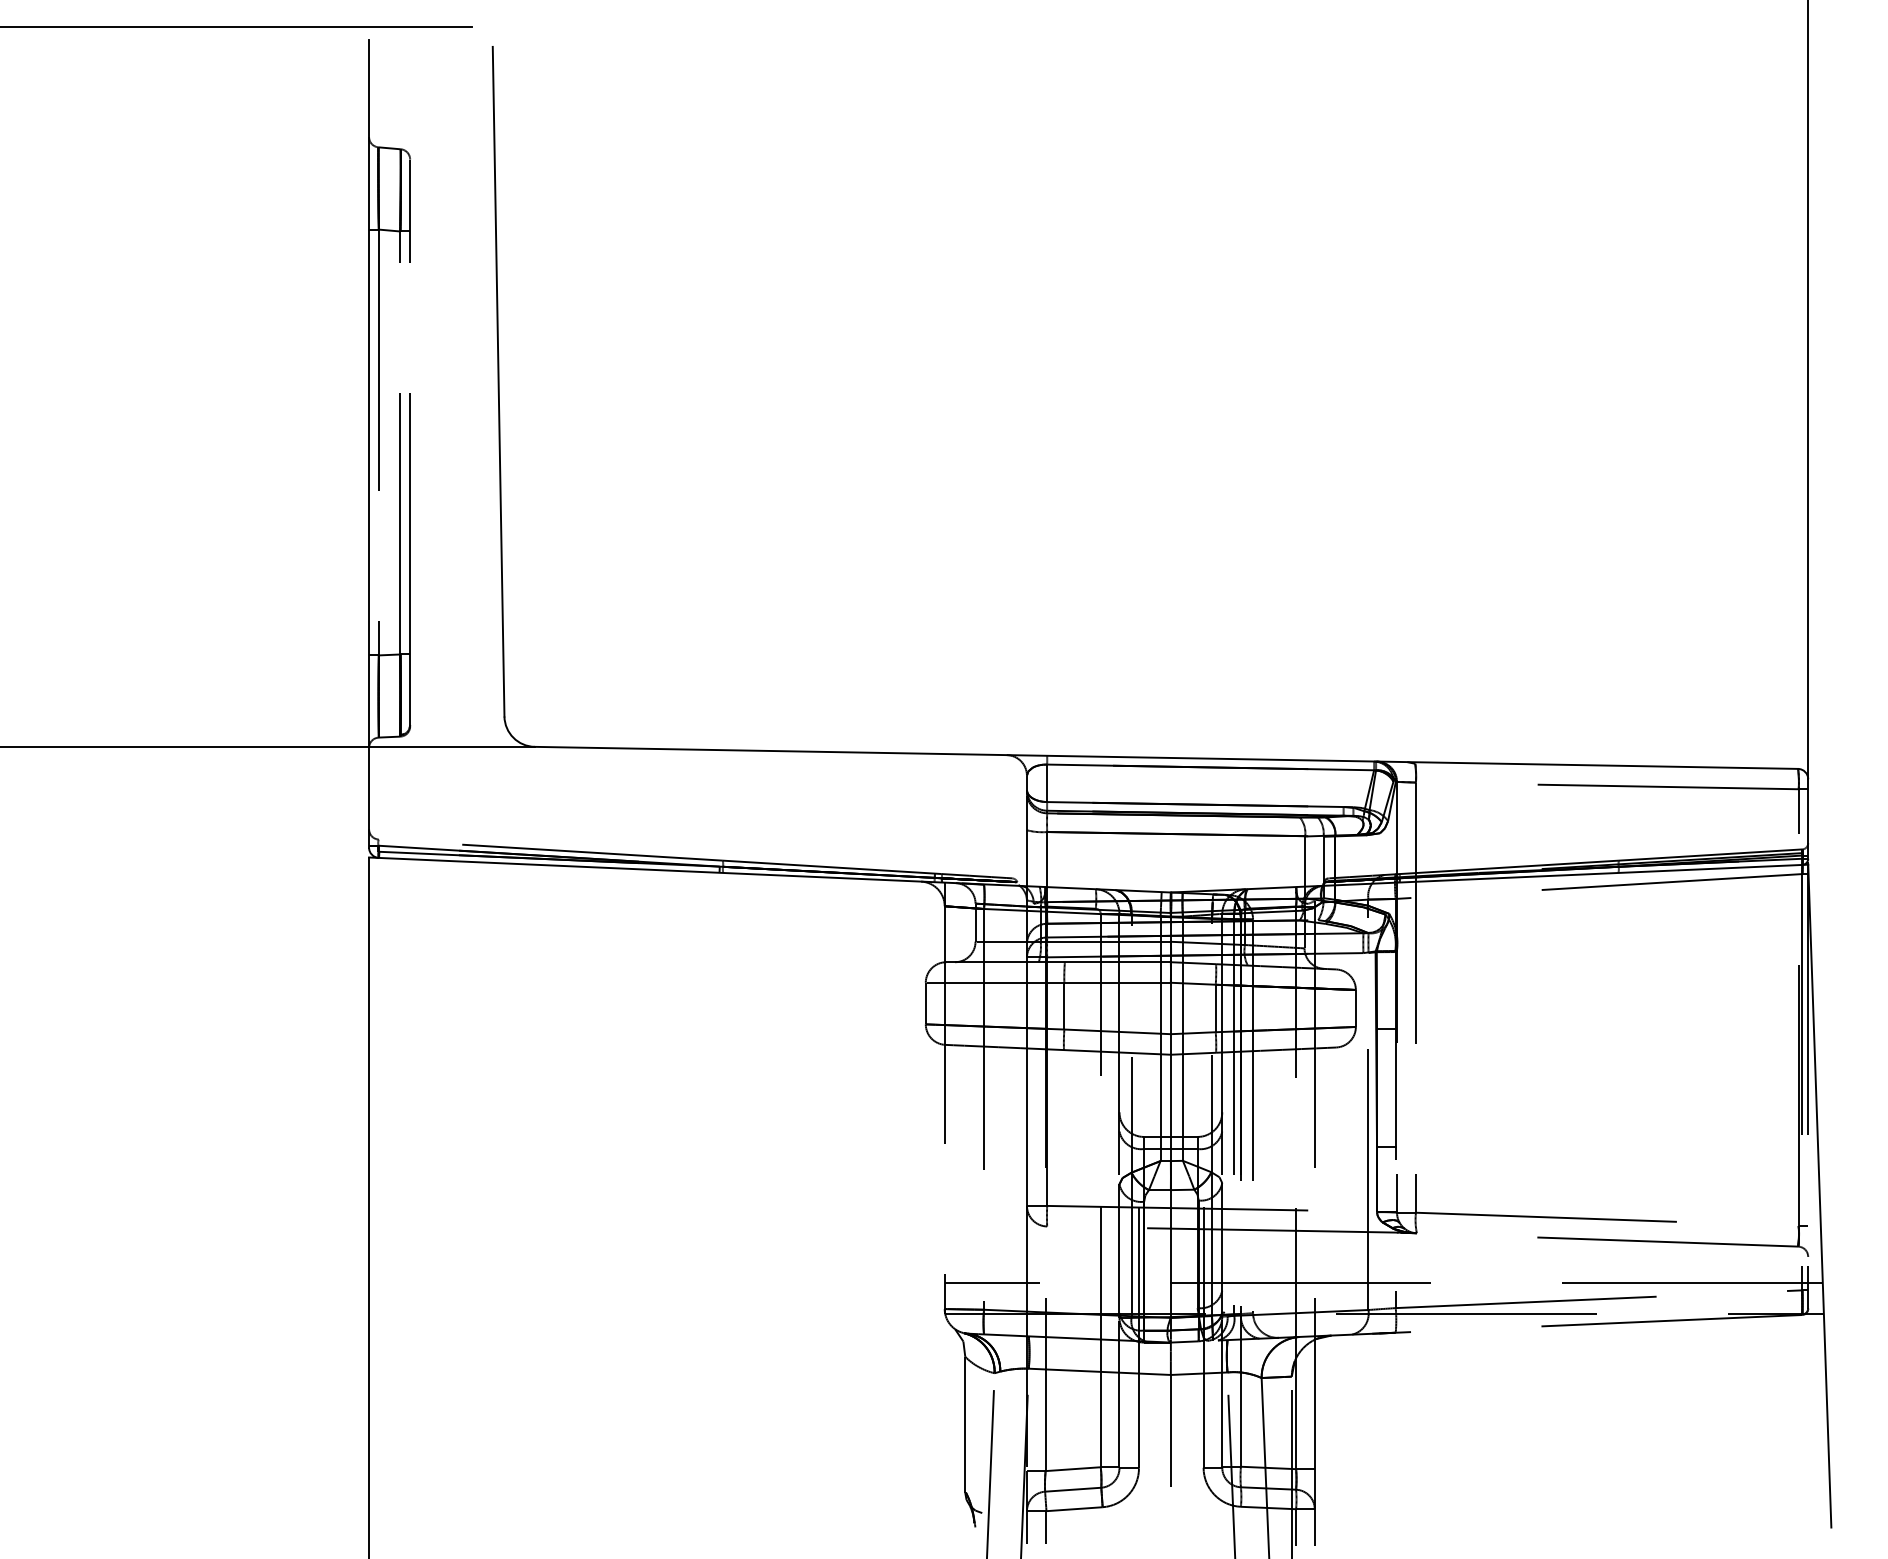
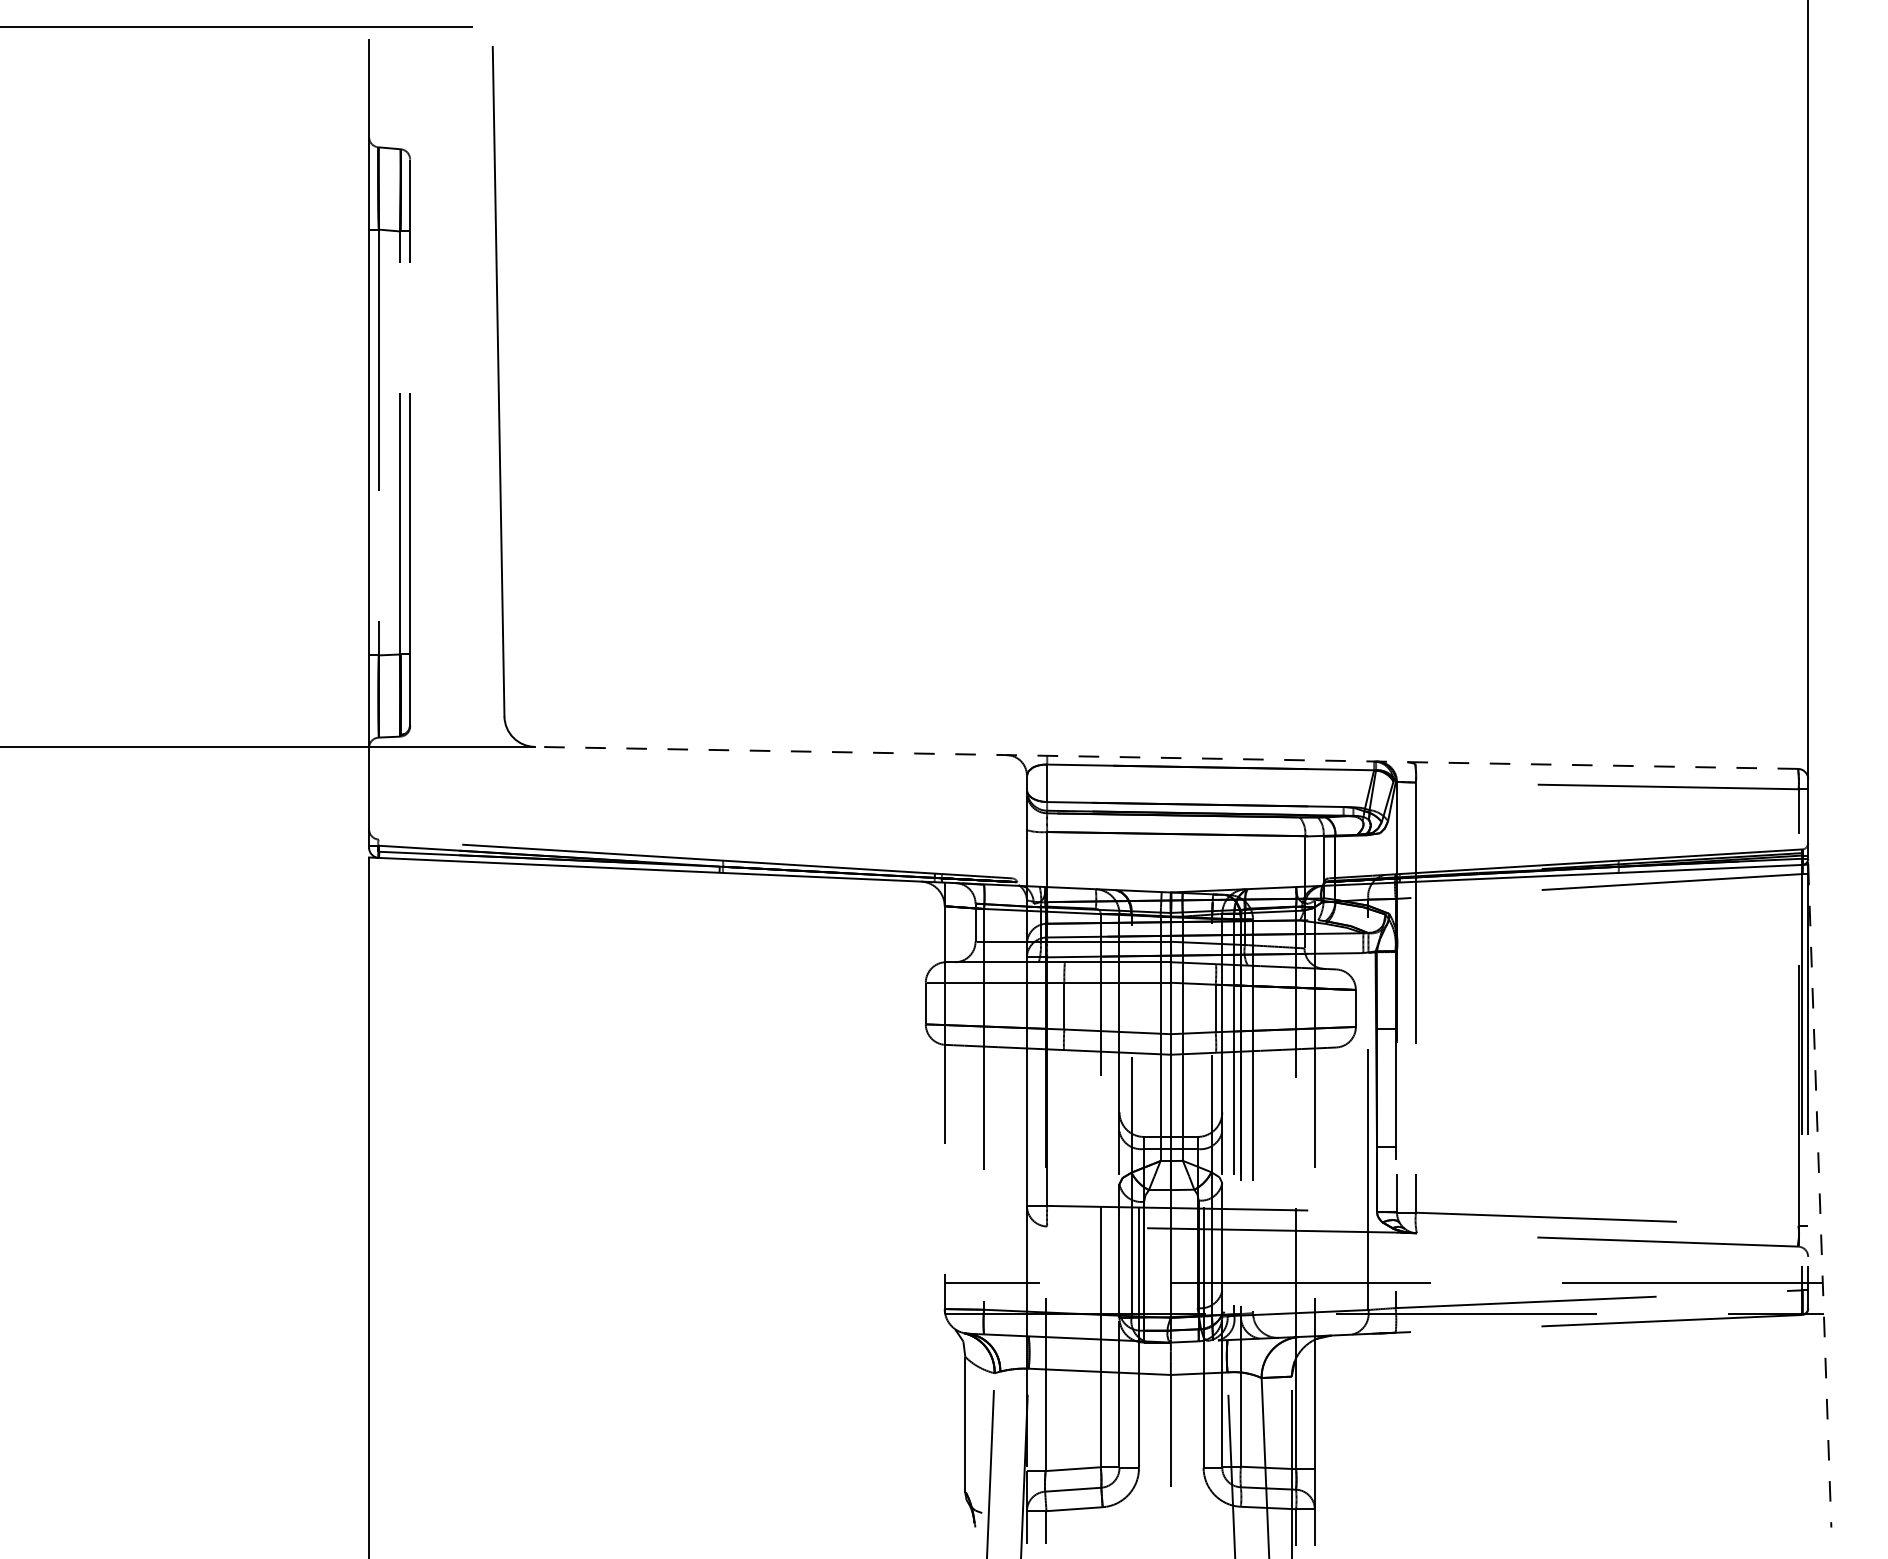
line: solid -> dashed (1166, 757)
line: solid -> dashed (1819, 1196)
